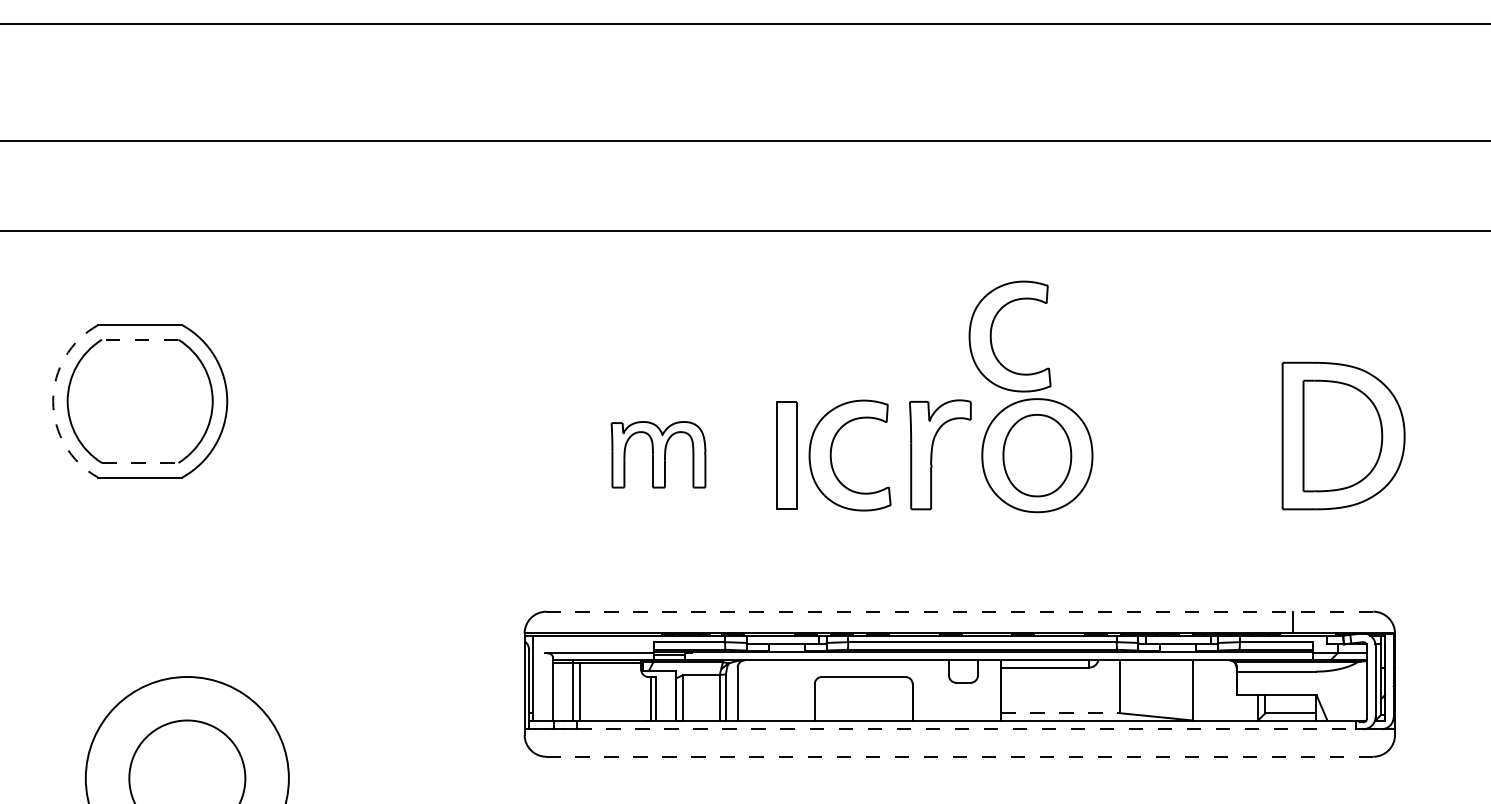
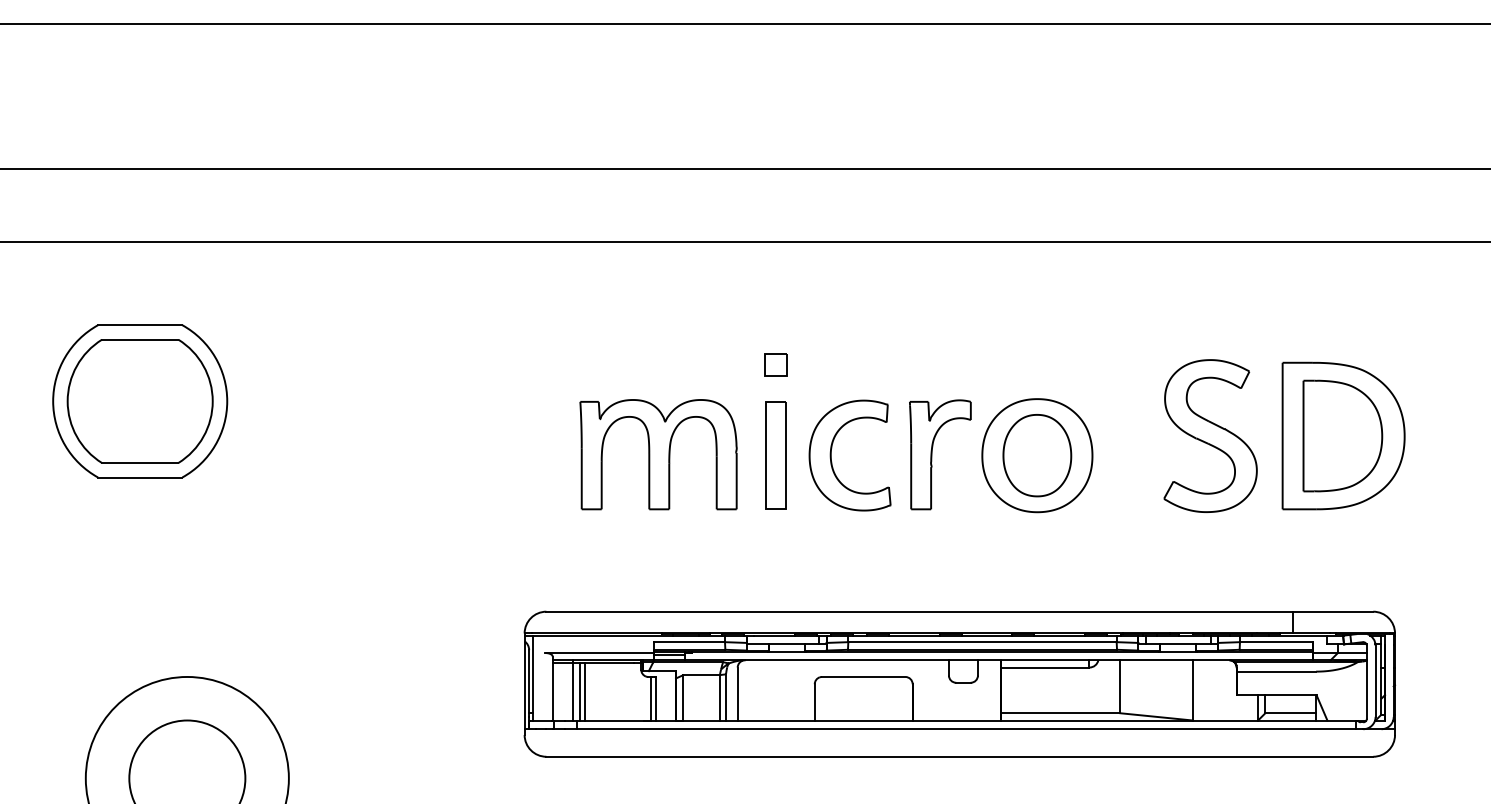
line position: (744, 141) -> (744, 169) (744, 169)
line position: (744, 230) -> (744, 241) (744, 241)
part: present -> none (991, 336)
line: dashed -> solid (139, 339)
part: none -> present (775, 364)
arc: dashed -> solid (53, 401)
part: none -> present (1210, 435)
part size: 97x68 px -> 159x112 px (658, 454)
part position: (786, 455) -> (775, 455) (775, 455)
line: dashed -> solid (140, 463)
line: dashed -> solid (960, 611)
line: none -> present (584, 691)
line: dashed -> solid (1060, 713)
line: dashed -> solid (967, 729)
line: dashed -> solid (959, 756)
